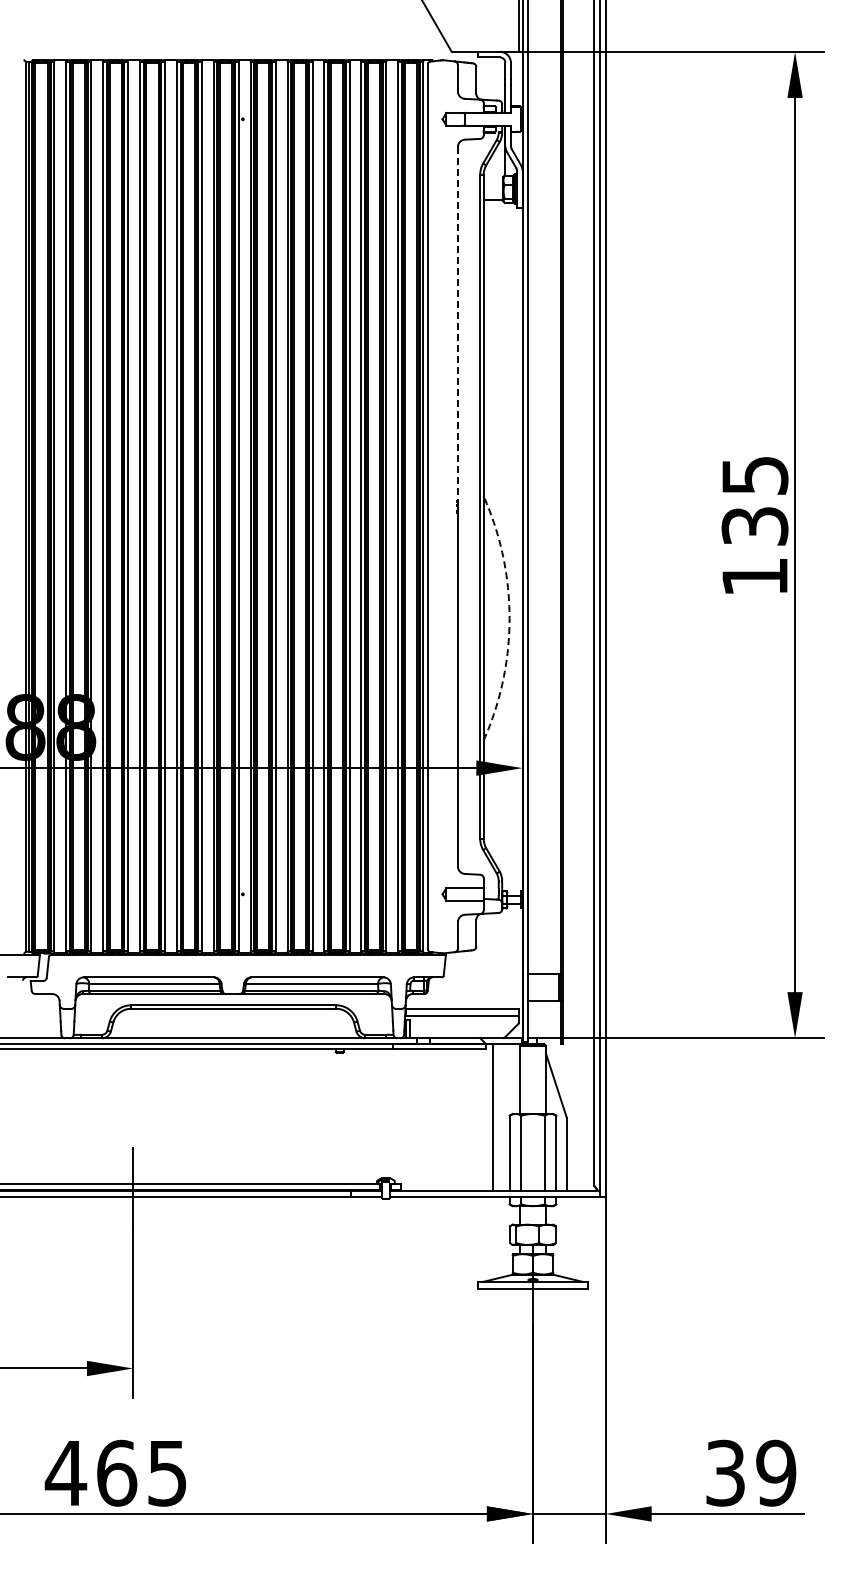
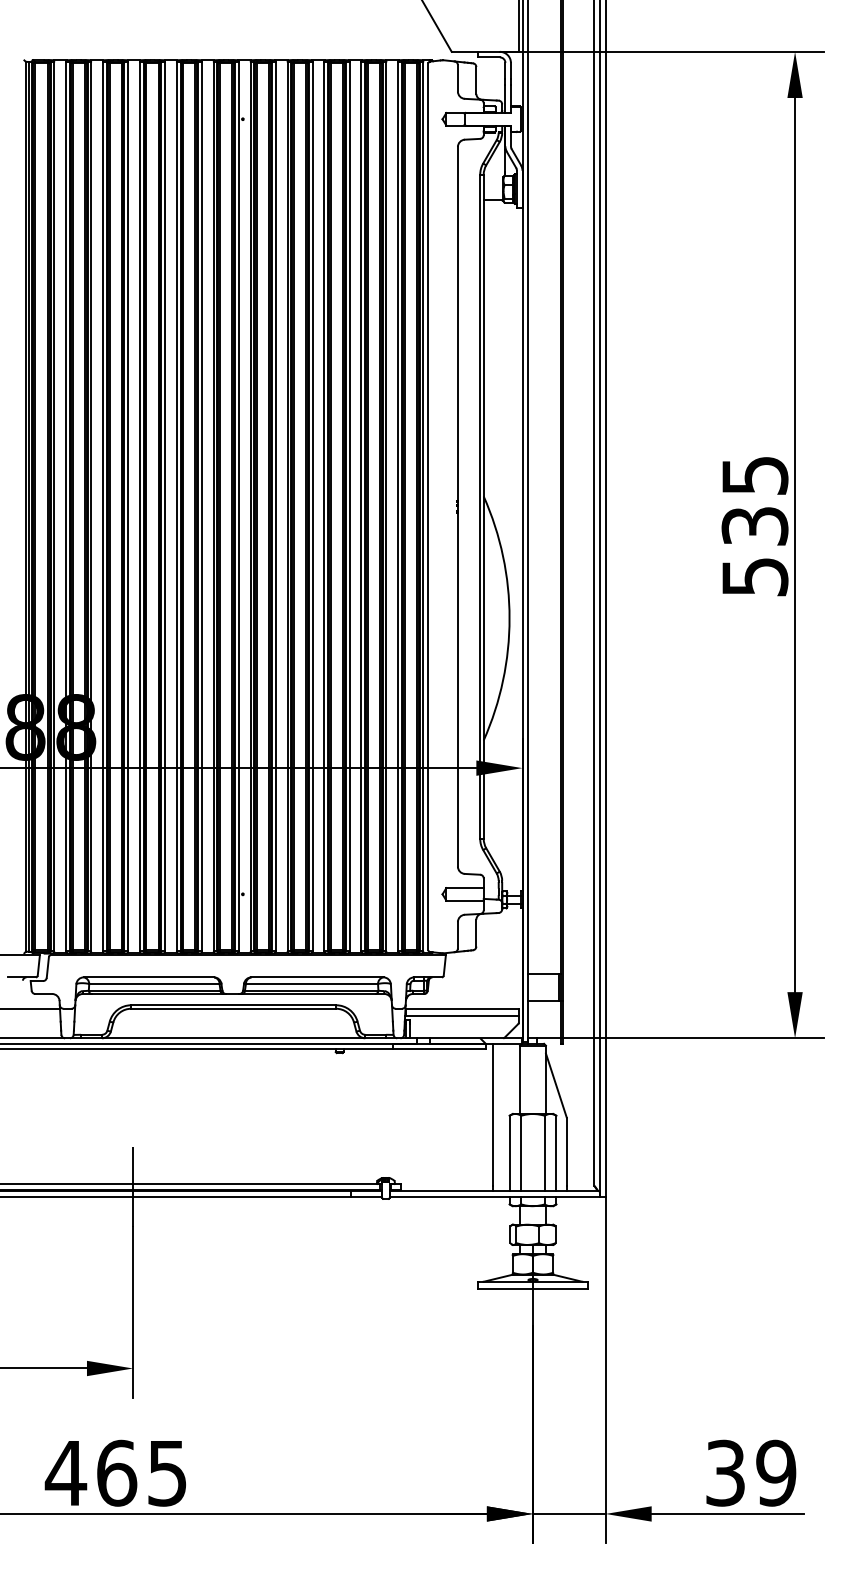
line: dashed -> solid (457, 324)
text: 135 -> 535 (755, 577)
arc: dashed -> solid (509, 618)
line: none -> present (31, 1008)
